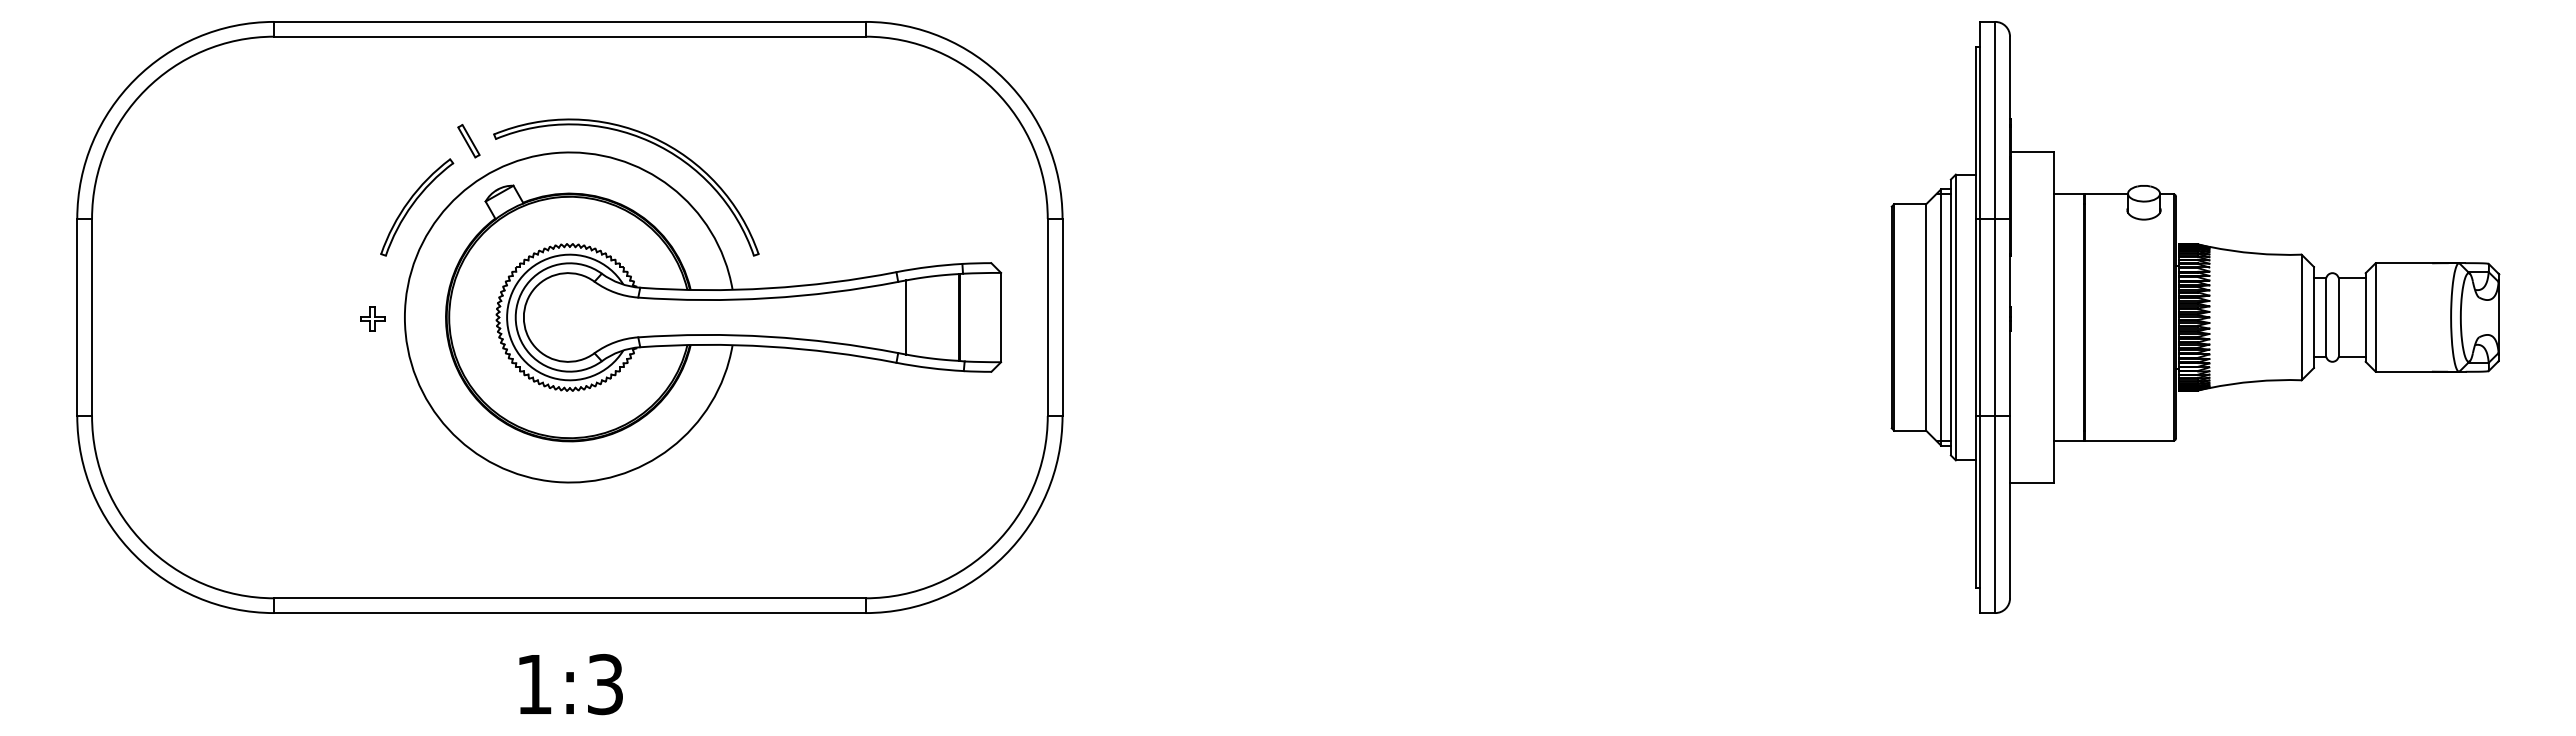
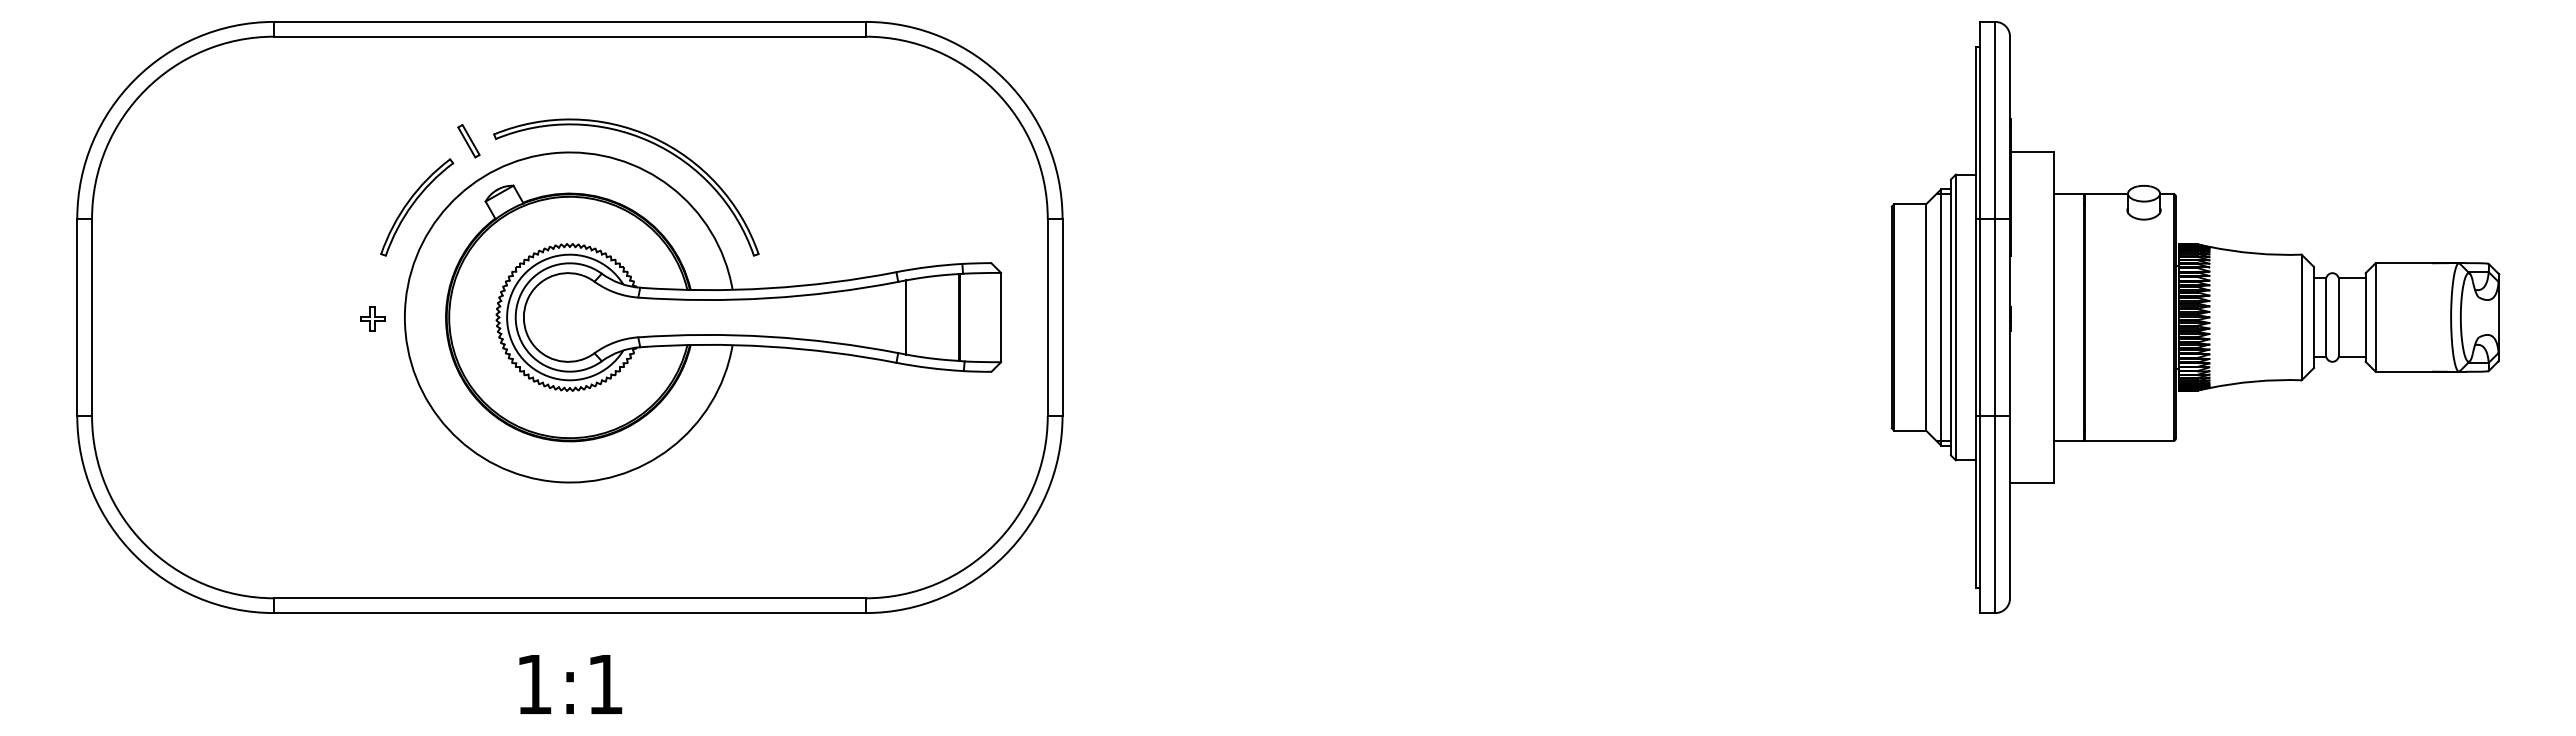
text: 1:3 -> 1:1 (605, 684)
